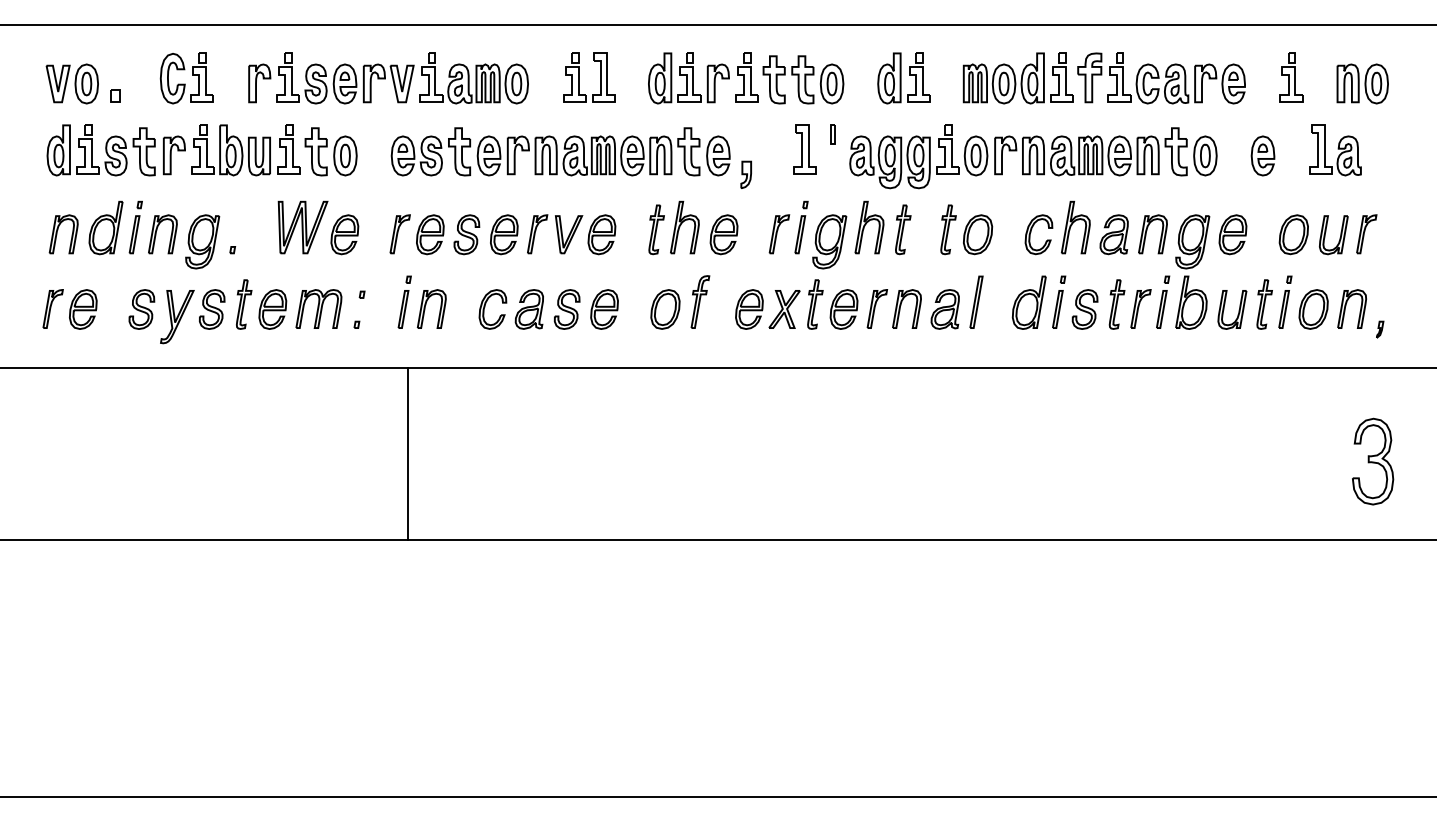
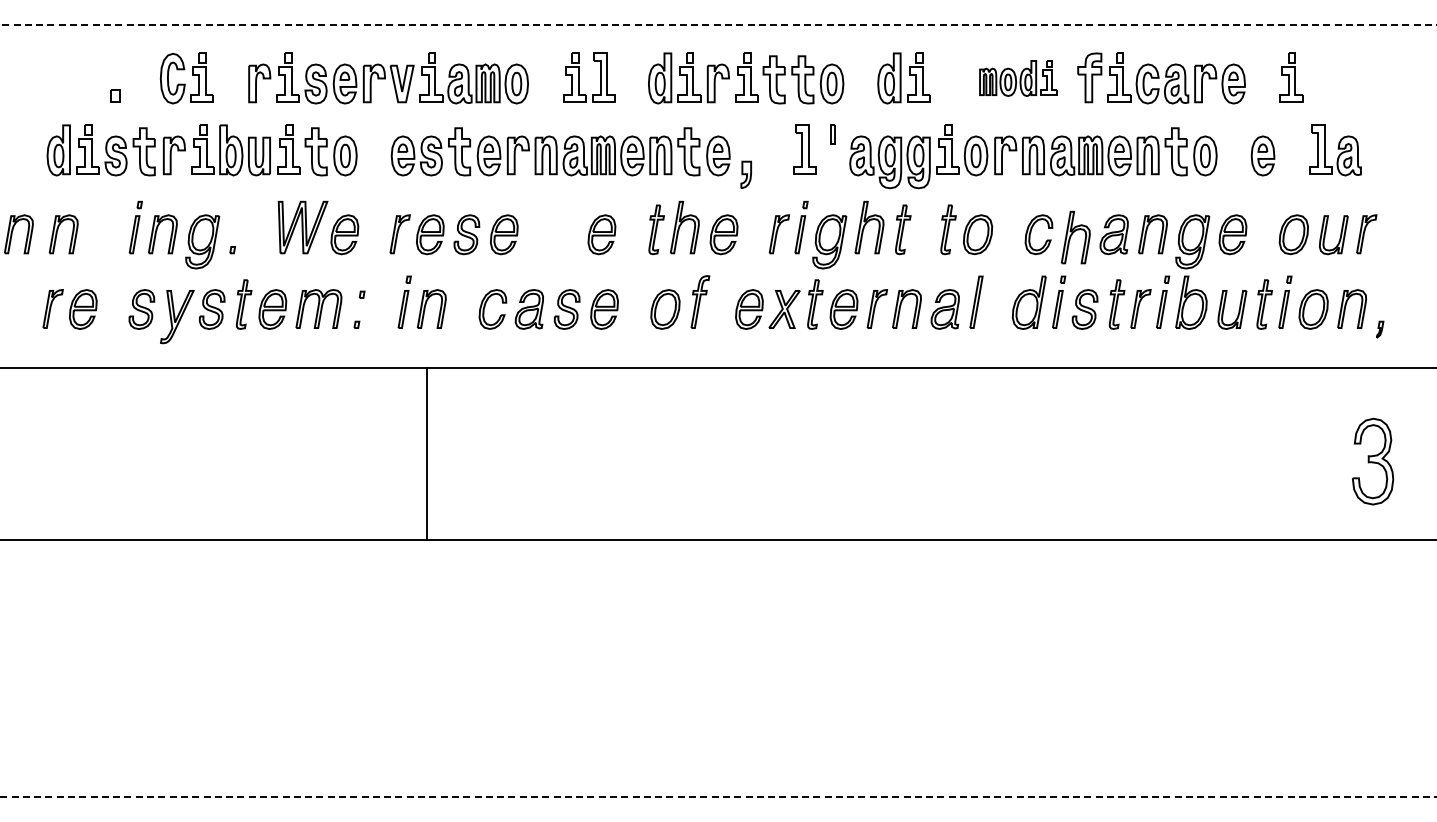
line: solid -> dashed (718, 24)
part size: 112x53 px -> 79x37 px (1018, 78)
part: present -> none (71, 83)
part: present -> none (1362, 83)
part: present -> none (105, 227)
part position: (1075, 227) -> (1075, 237) (1075, 237)
part: none -> present (18, 234)
part: present -> none (555, 234)
line position: (407, 453) -> (426, 453) (426, 453)
line: solid -> dashed (718, 797)
